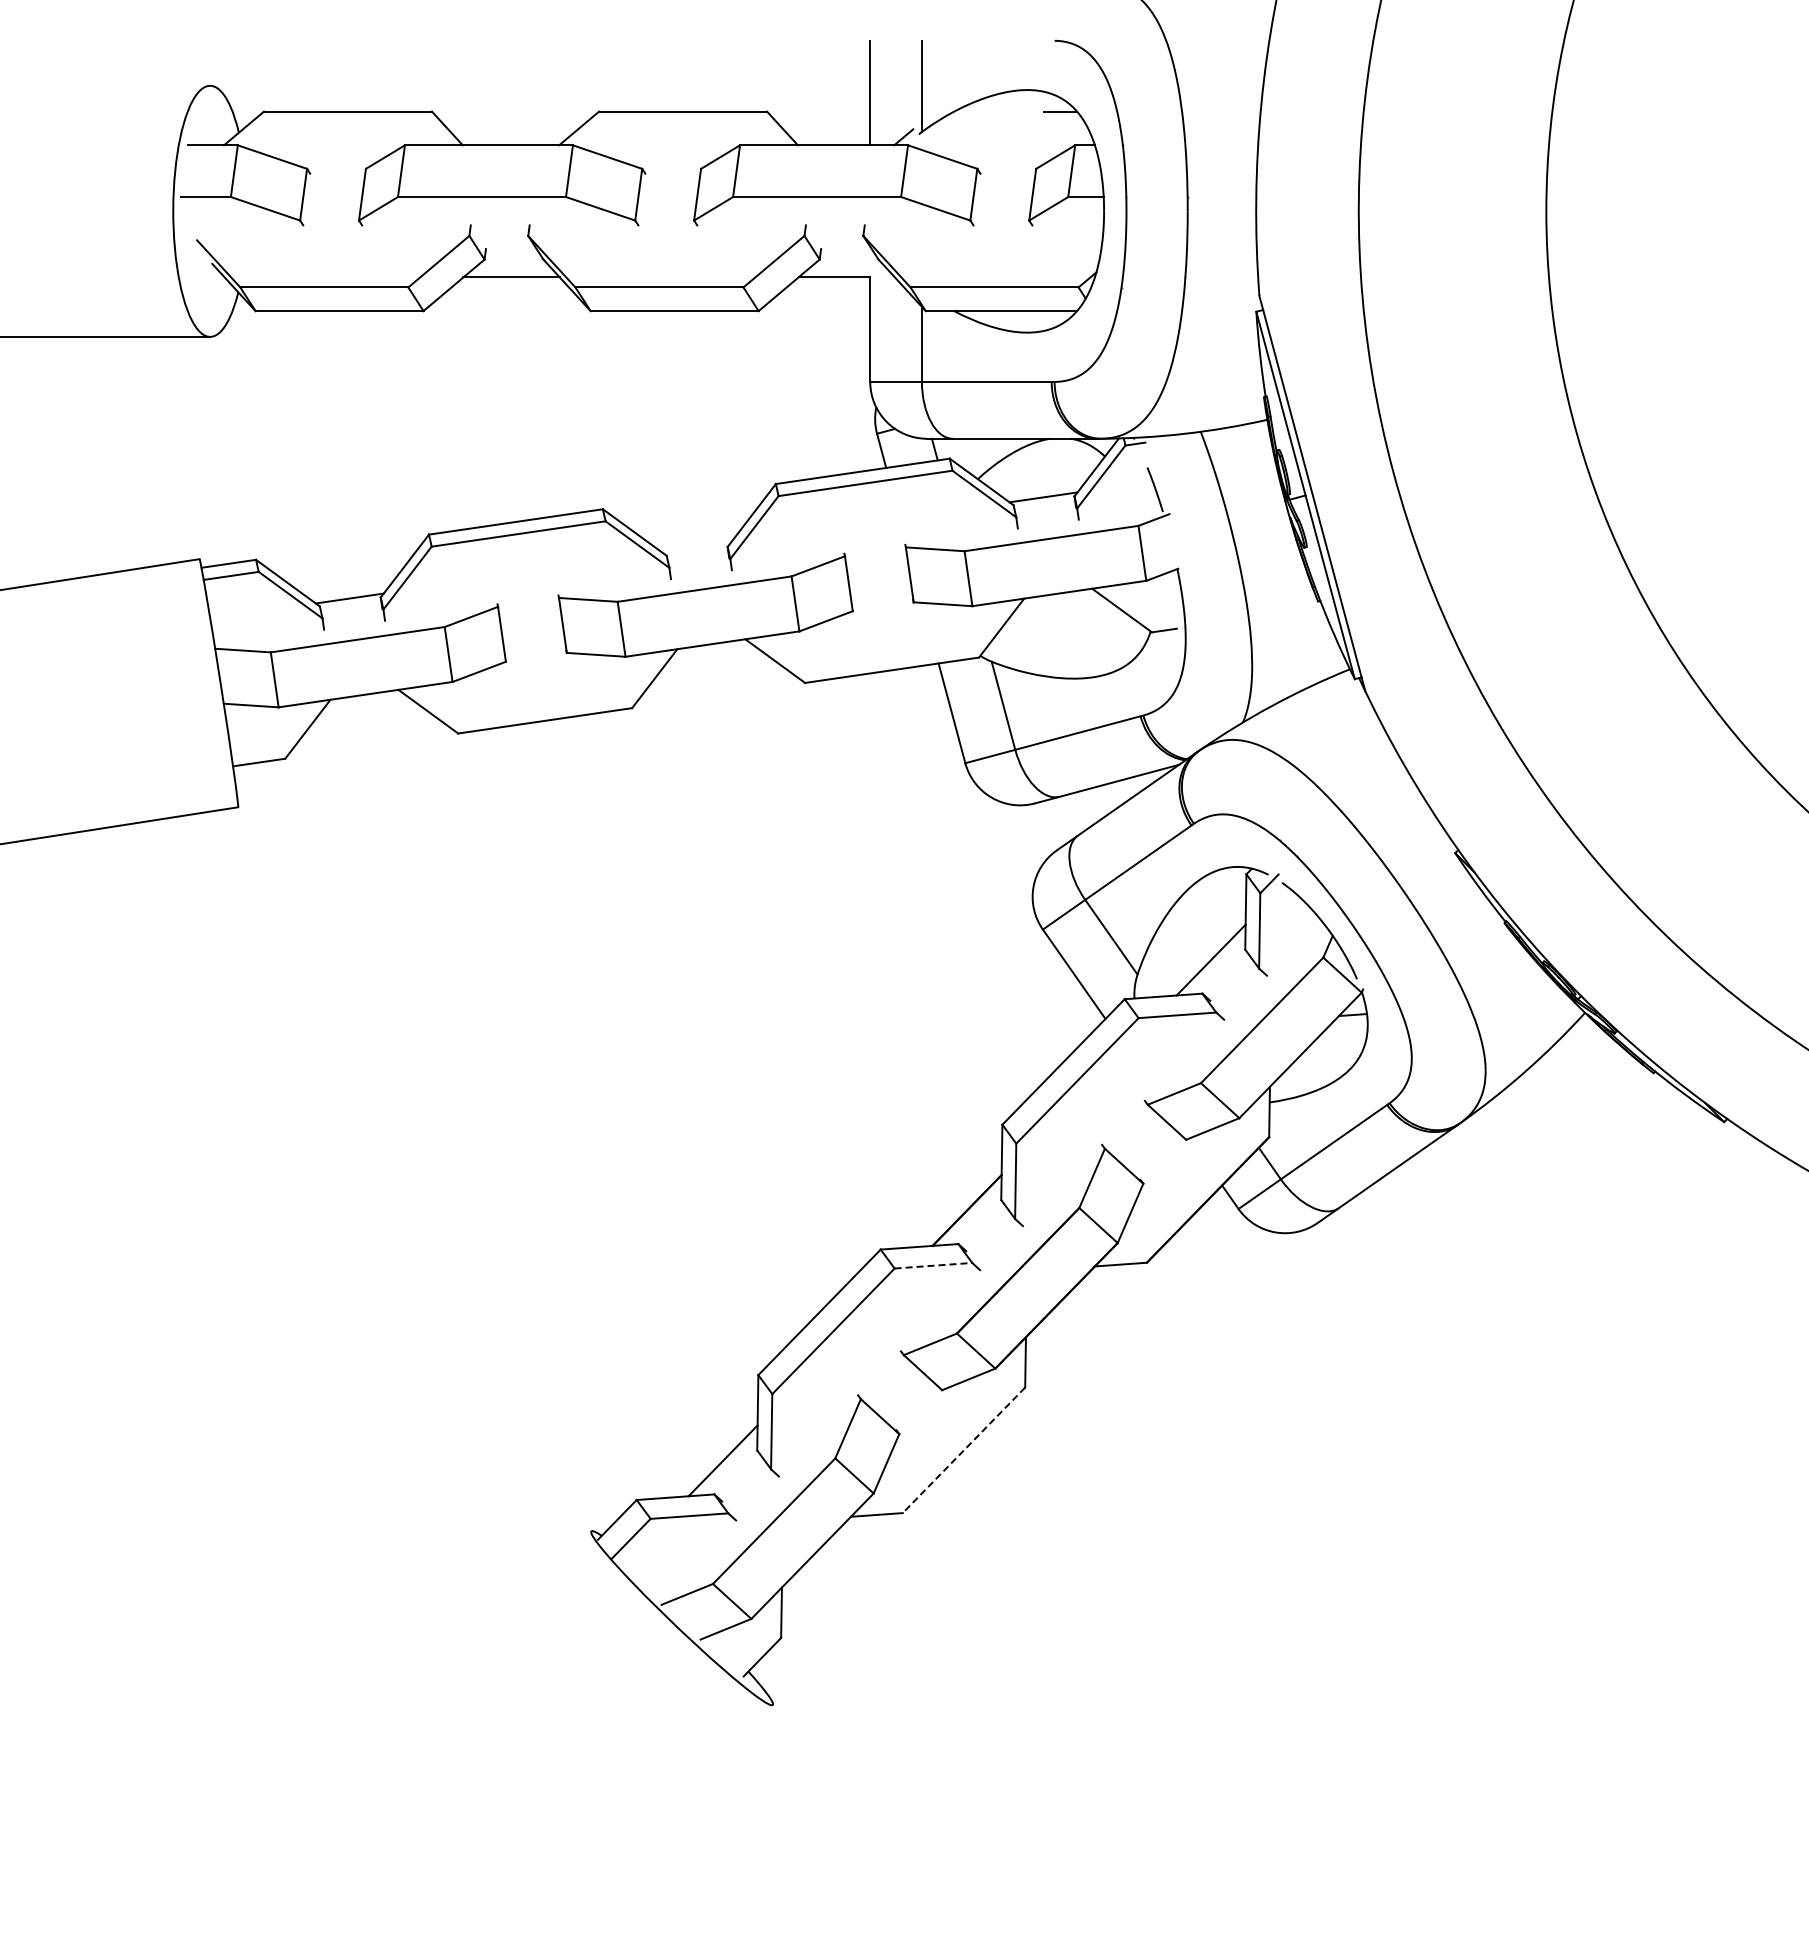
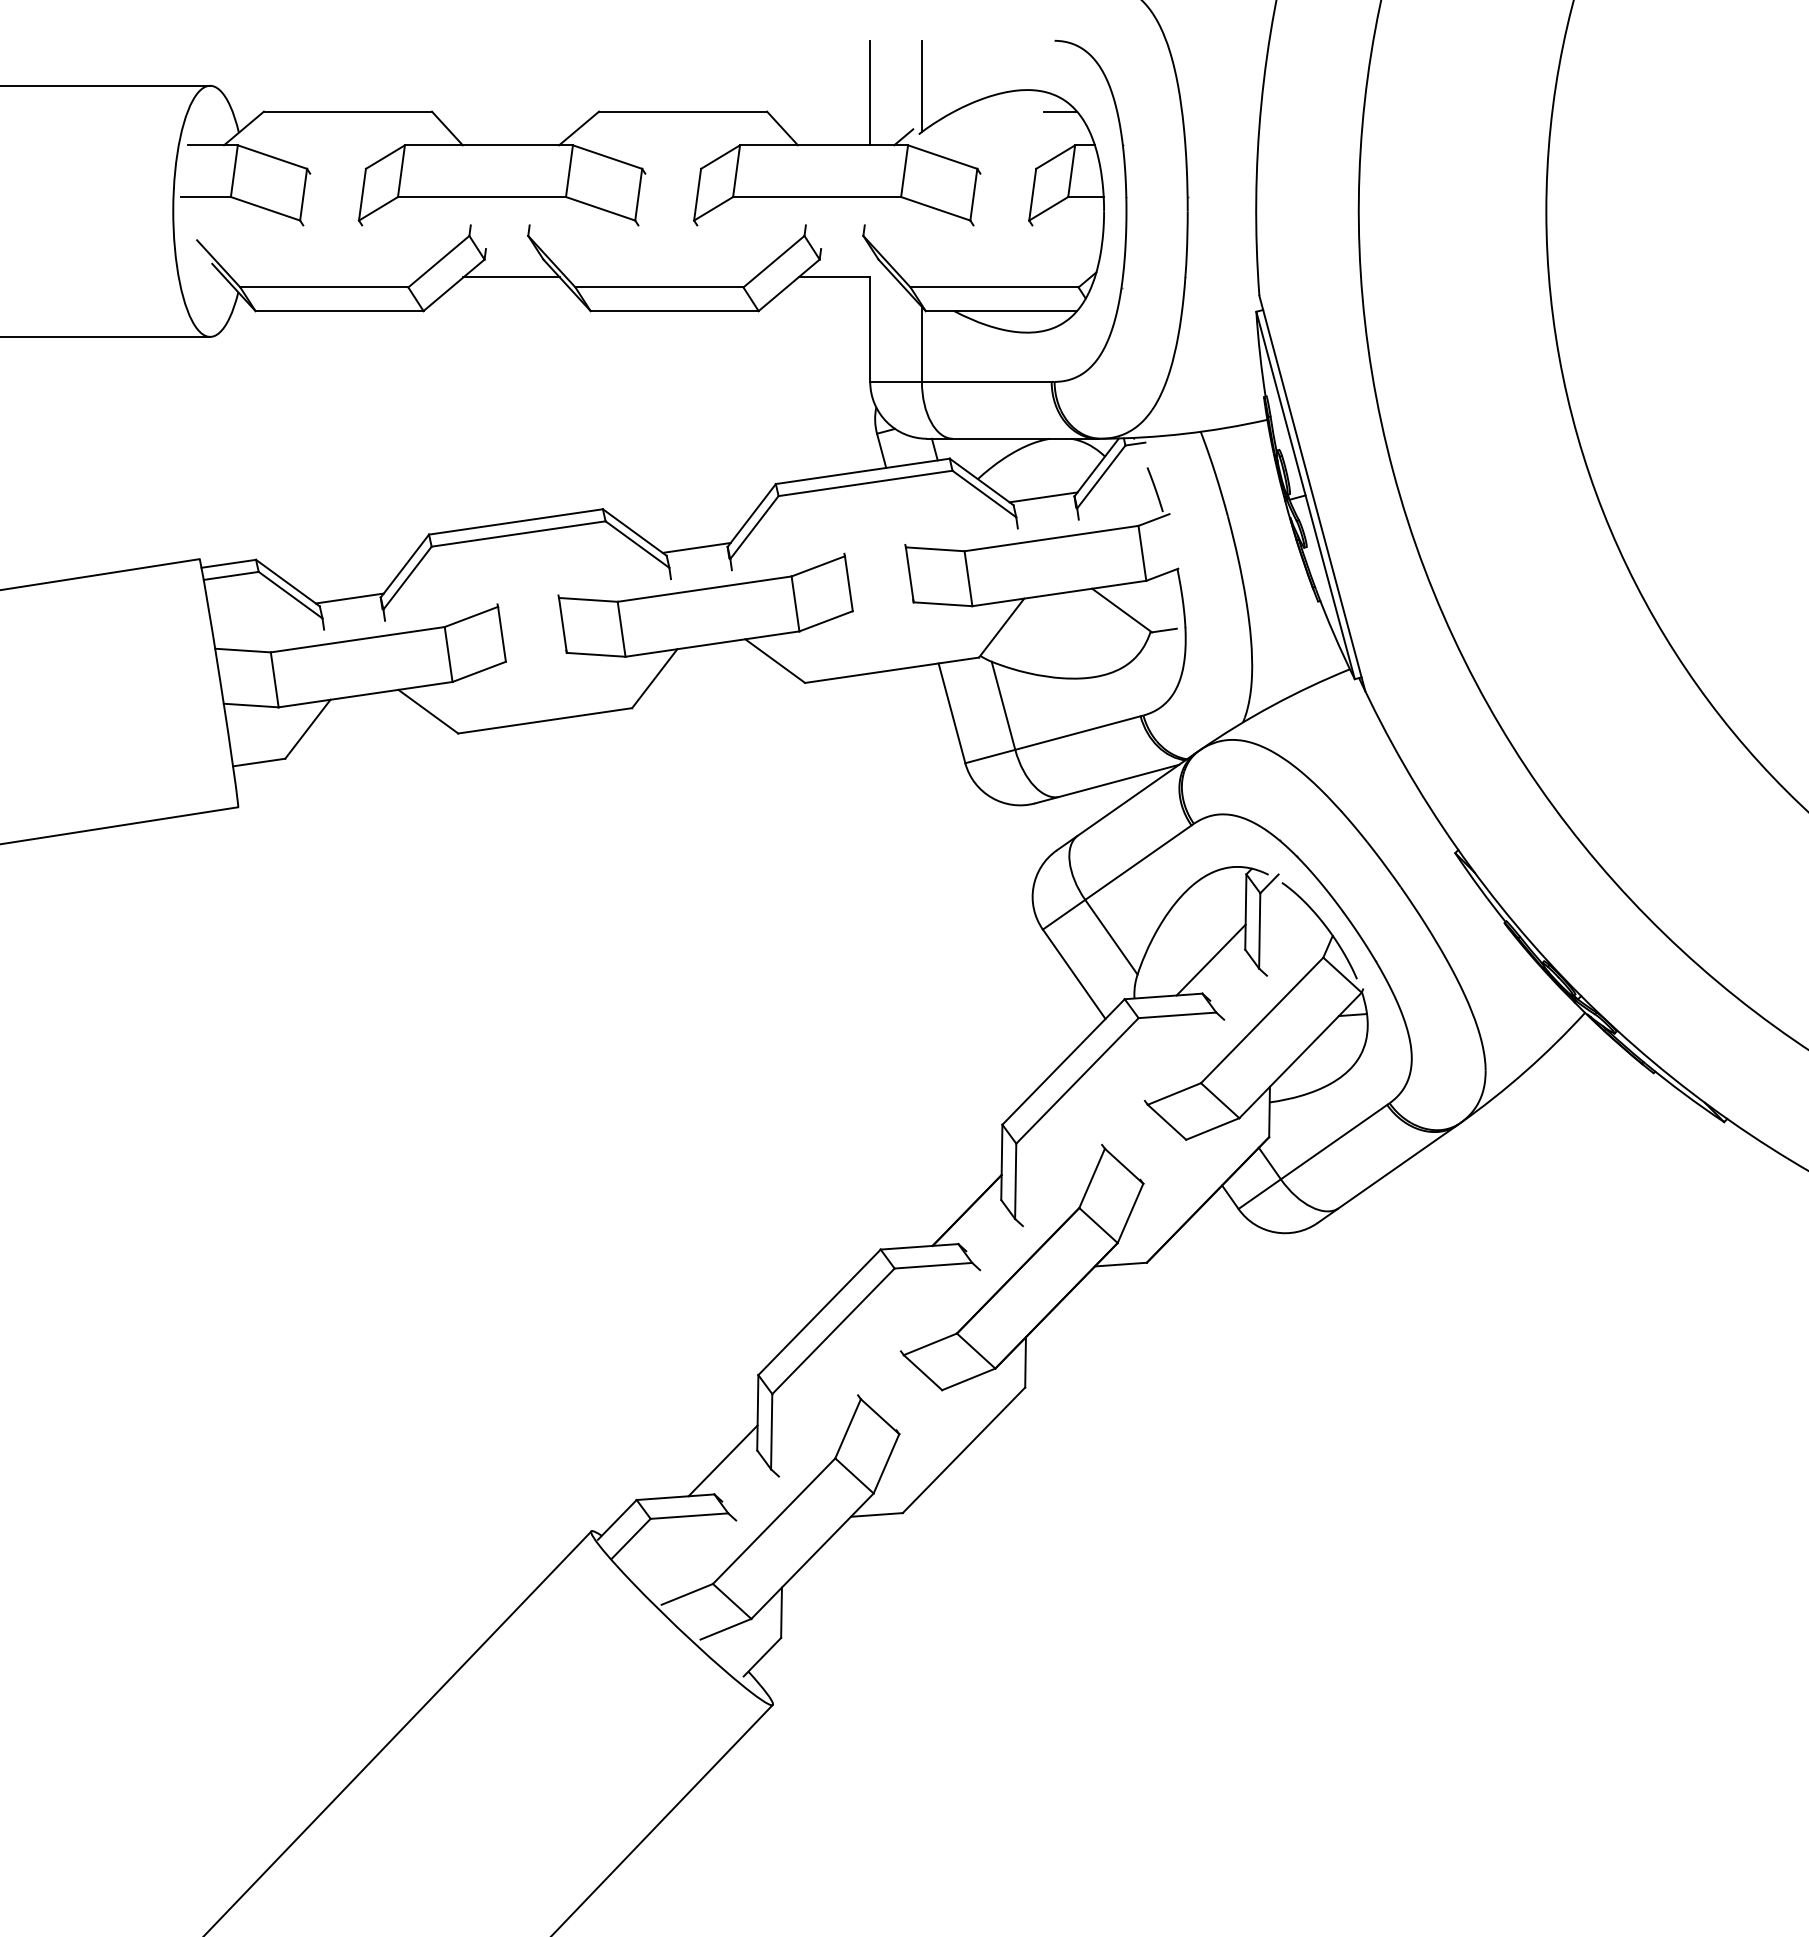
line: none -> present (106, 85)
line: none -> present (696, 547)
line: dashed -> solid (933, 1265)
line: dashed -> solid (964, 1450)
line: none -> present (398, 1732)
line: none -> present (663, 1818)
